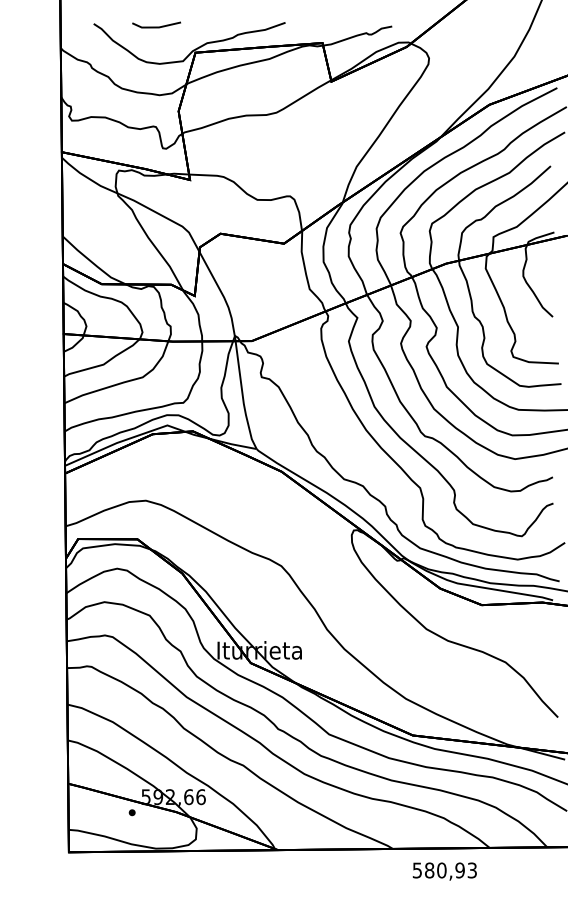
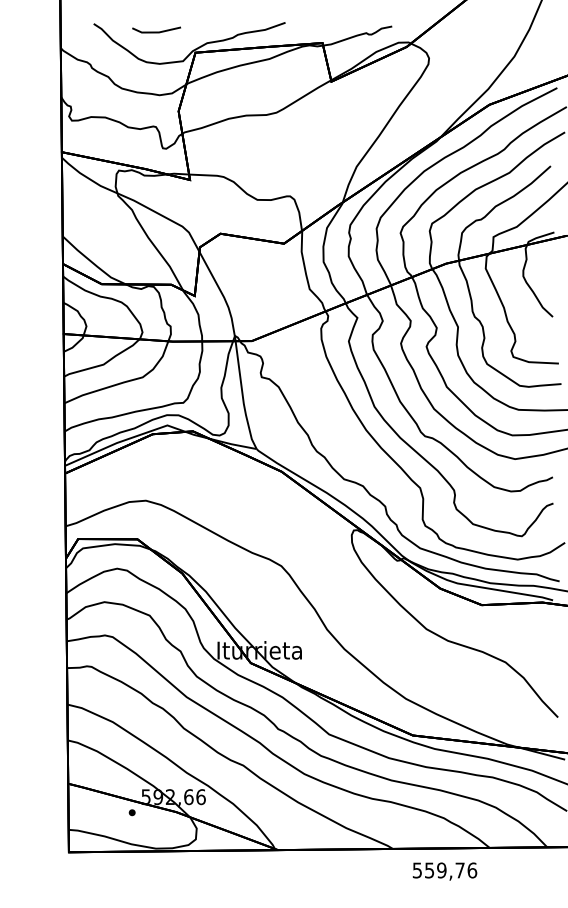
line position: (156, 26) -> (156, 31) (156, 31)
text: 580,93 -> 559,76 (451, 870)
